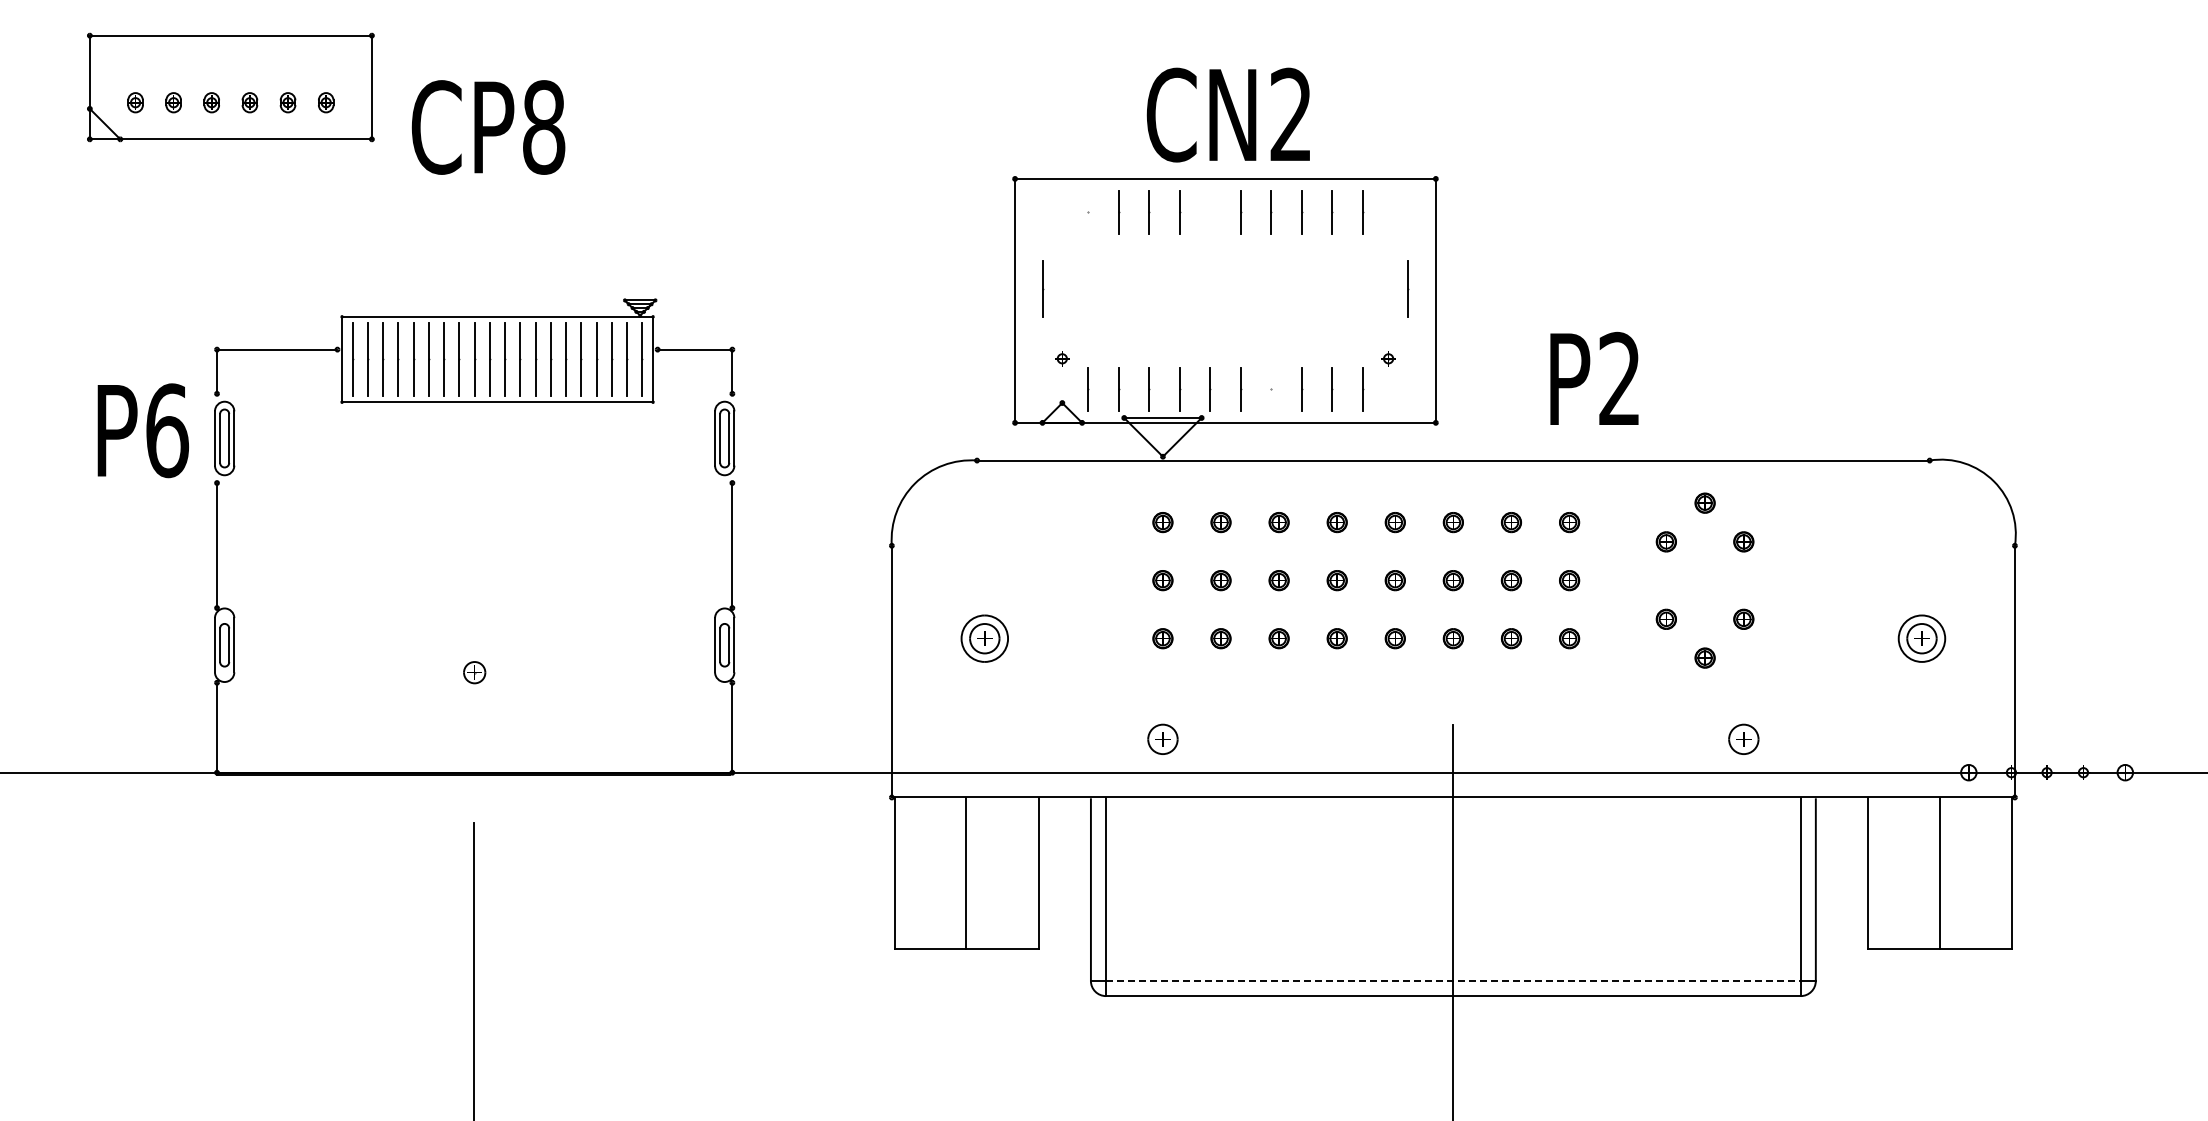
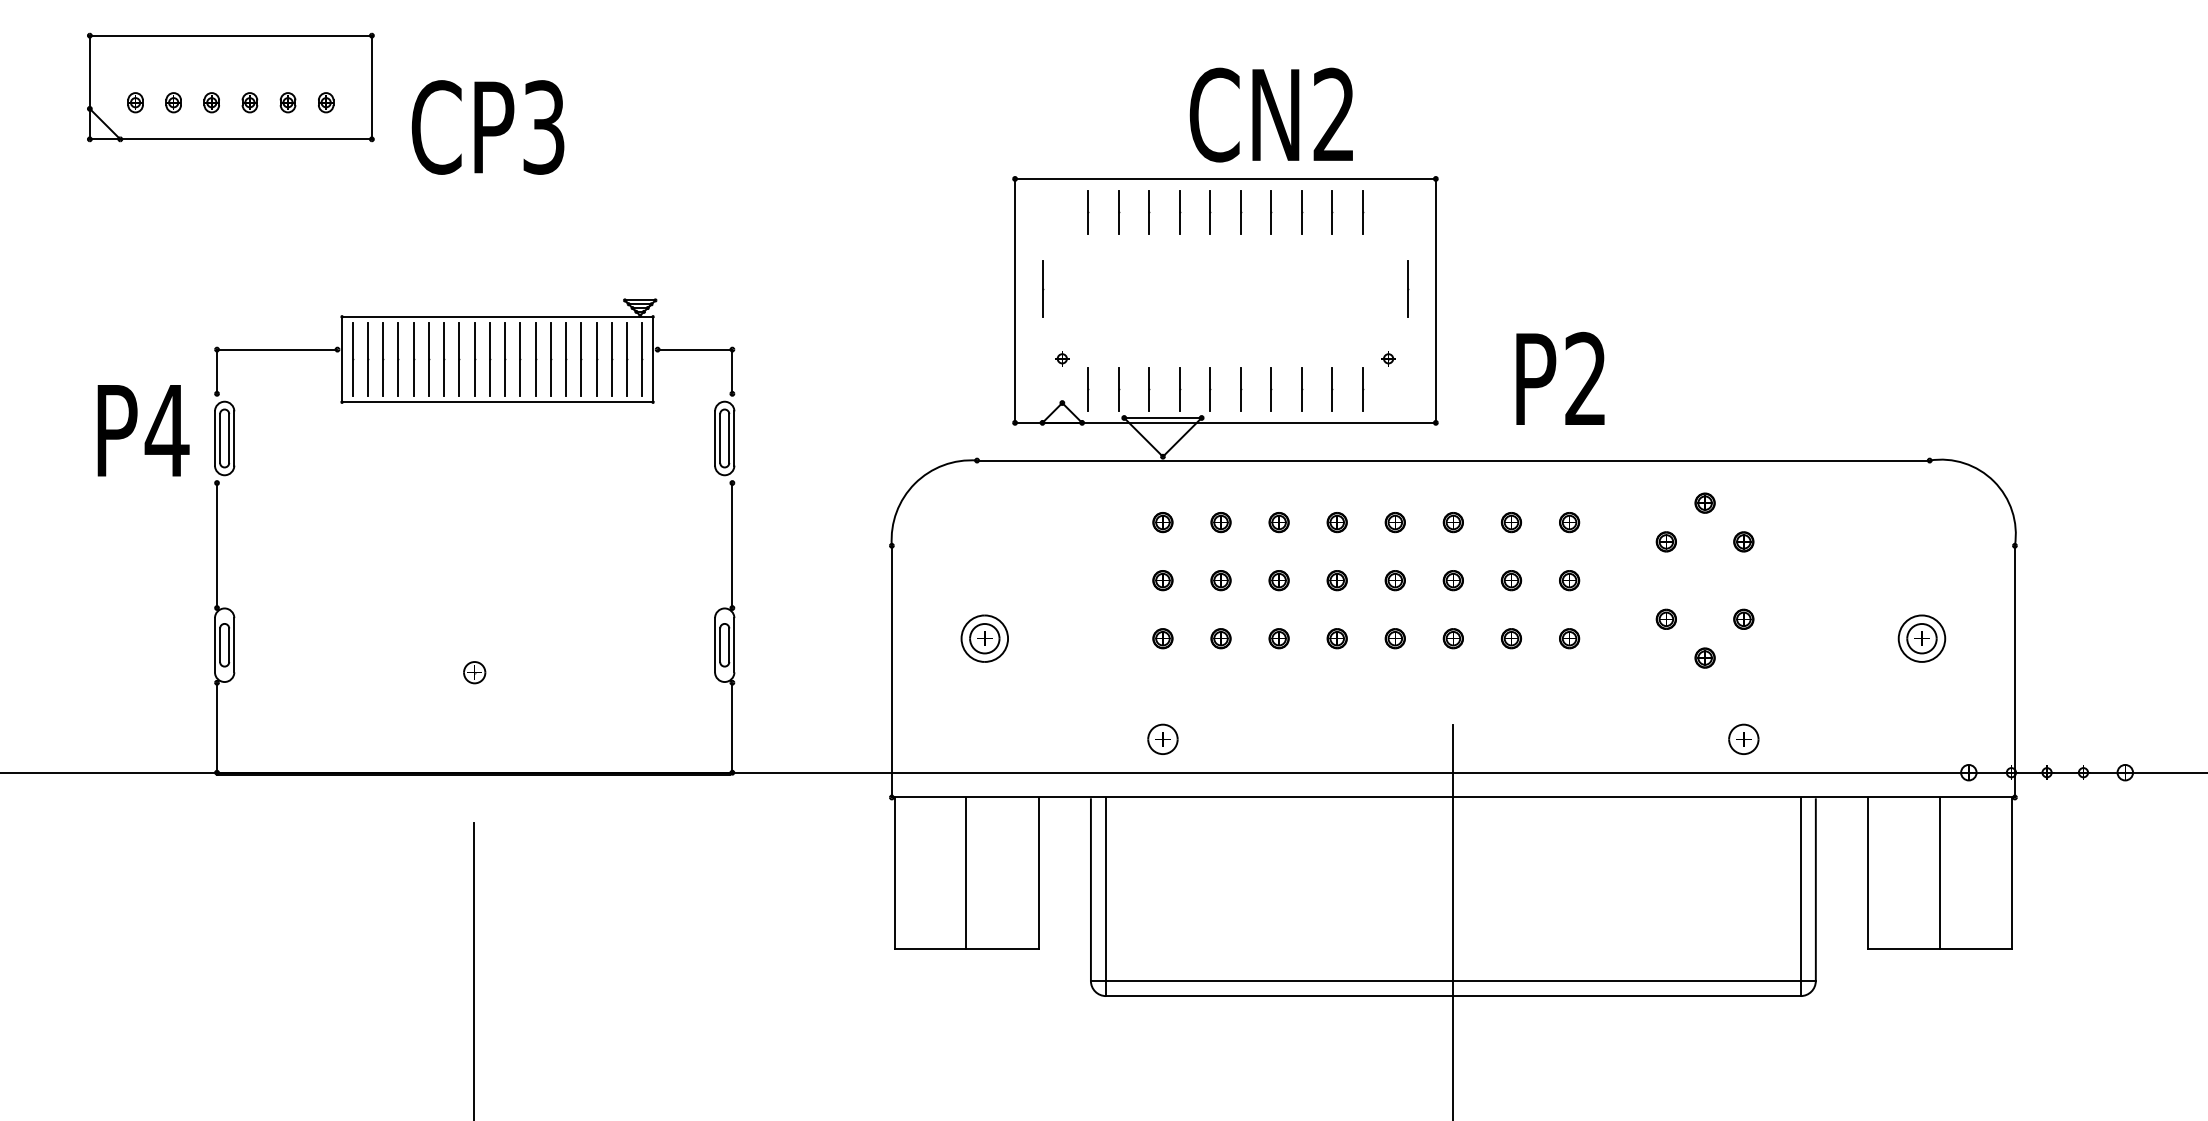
text position: (1227, 114) -> (1270, 114) (1270, 114)
text: CP8 -> CP3 (544, 127)
line: none -> present (1088, 212)
line: none -> present (1210, 212)
text position: (1594, 377) -> (1560, 377) (1560, 377)
line: none -> present (1271, 389)
text: P6 -> P4 (166, 430)
line: dashed -> solid (1453, 981)
